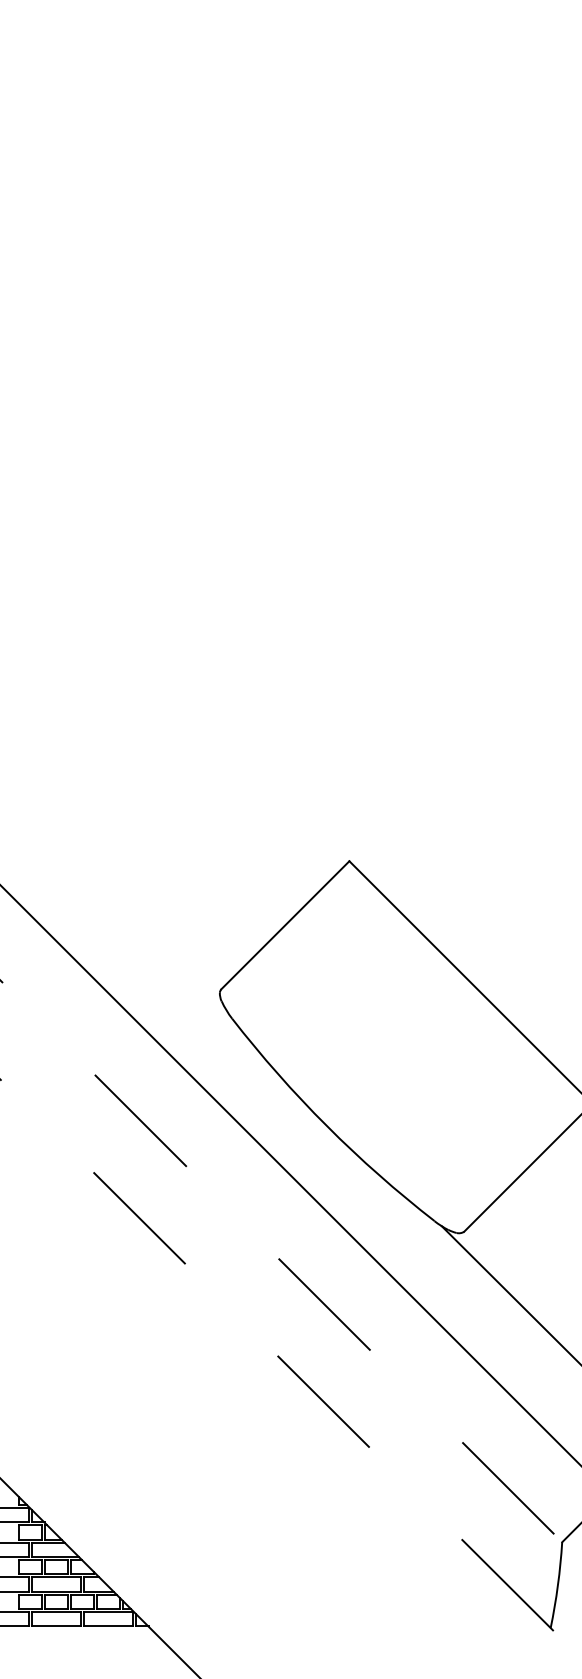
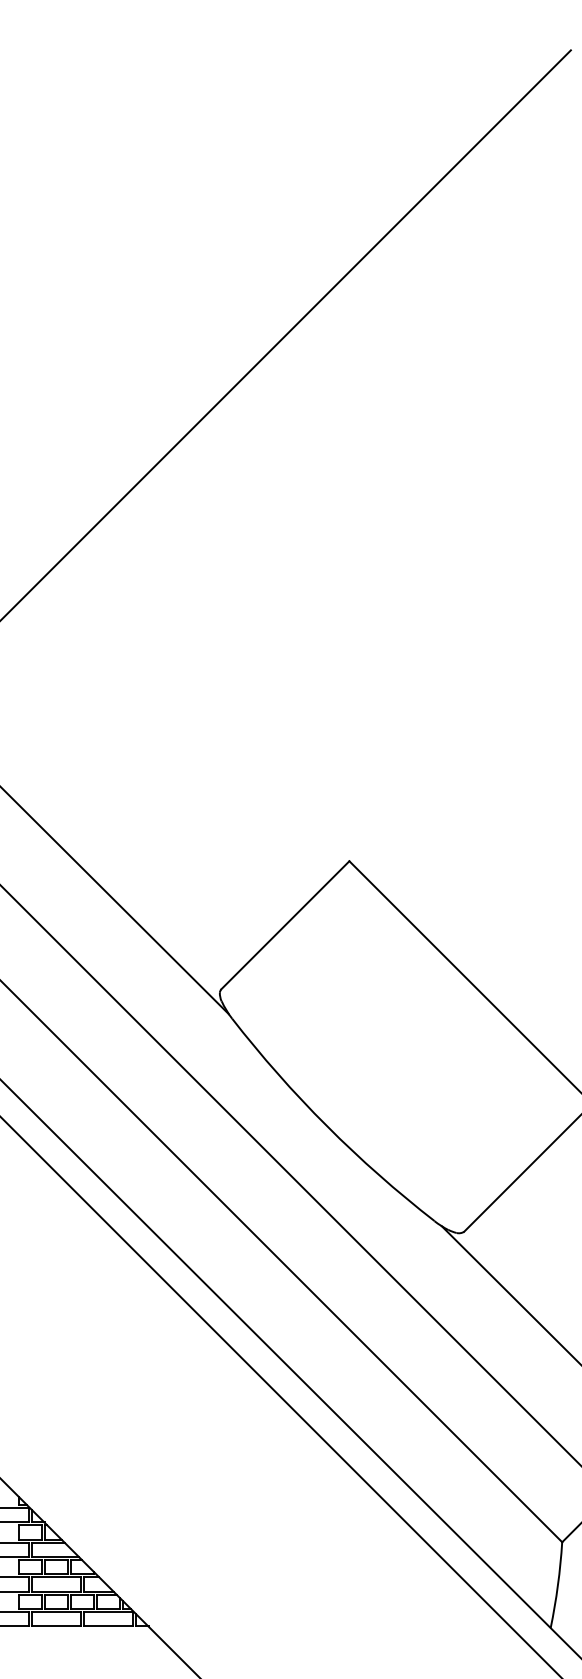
line: none -> present (286, 334)
line: none -> present (115, 901)
line: dashed -> solid (281, 1261)
line: dashed -> solid (290, 1369)
line: none -> present (280, 1396)
